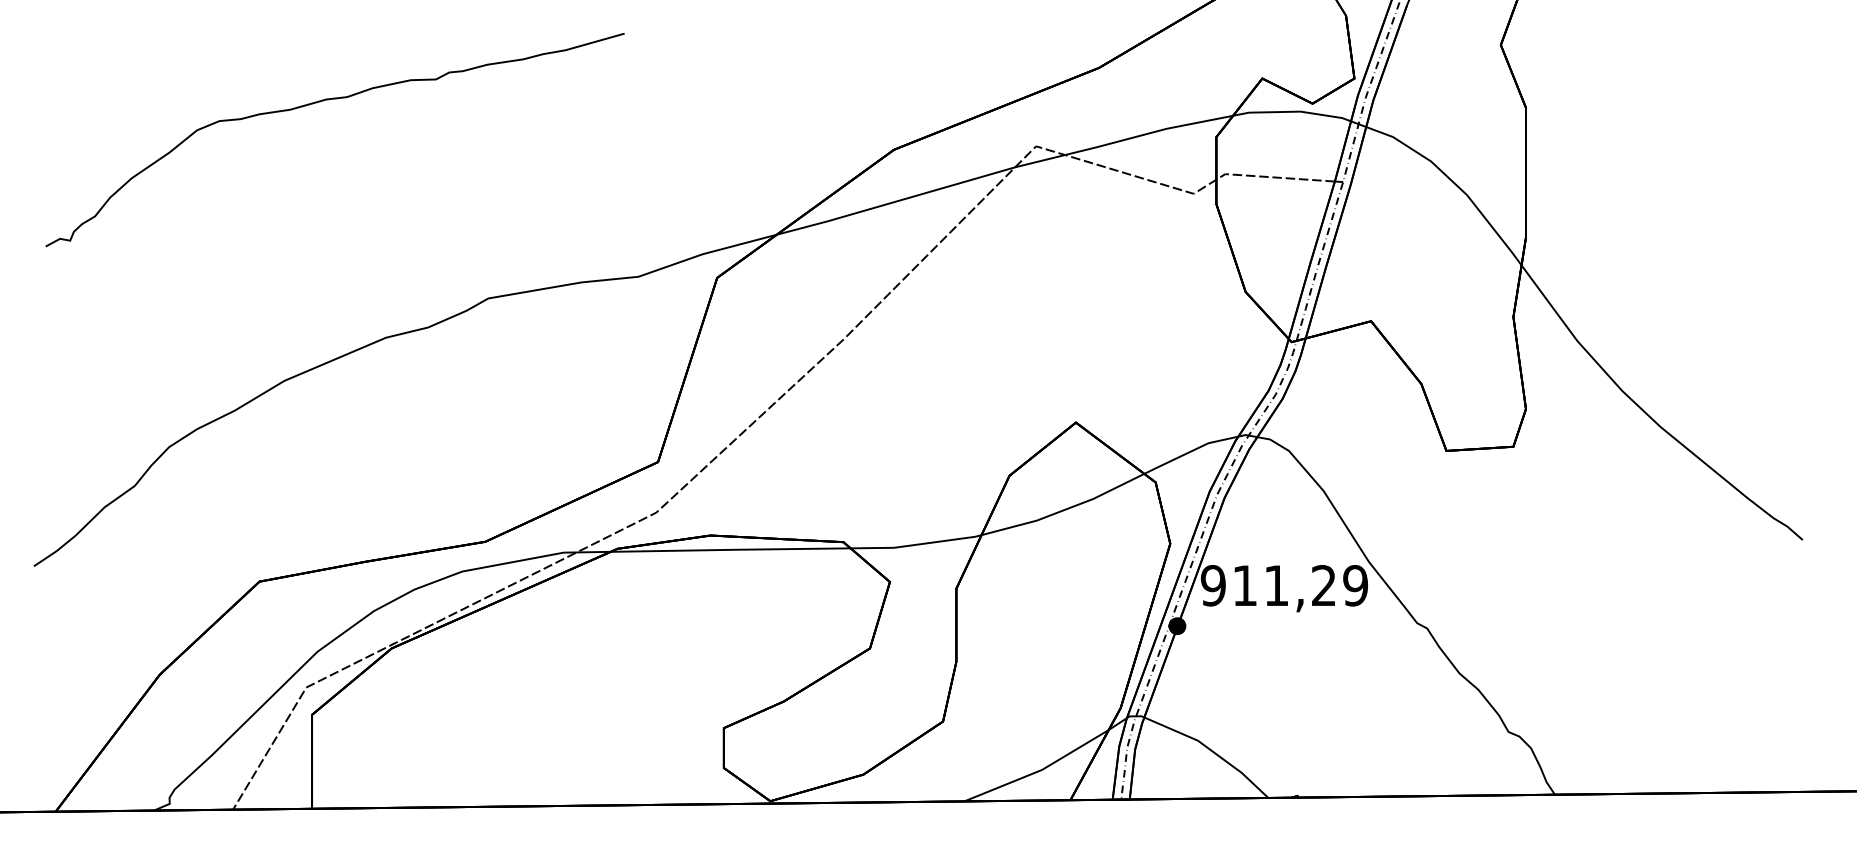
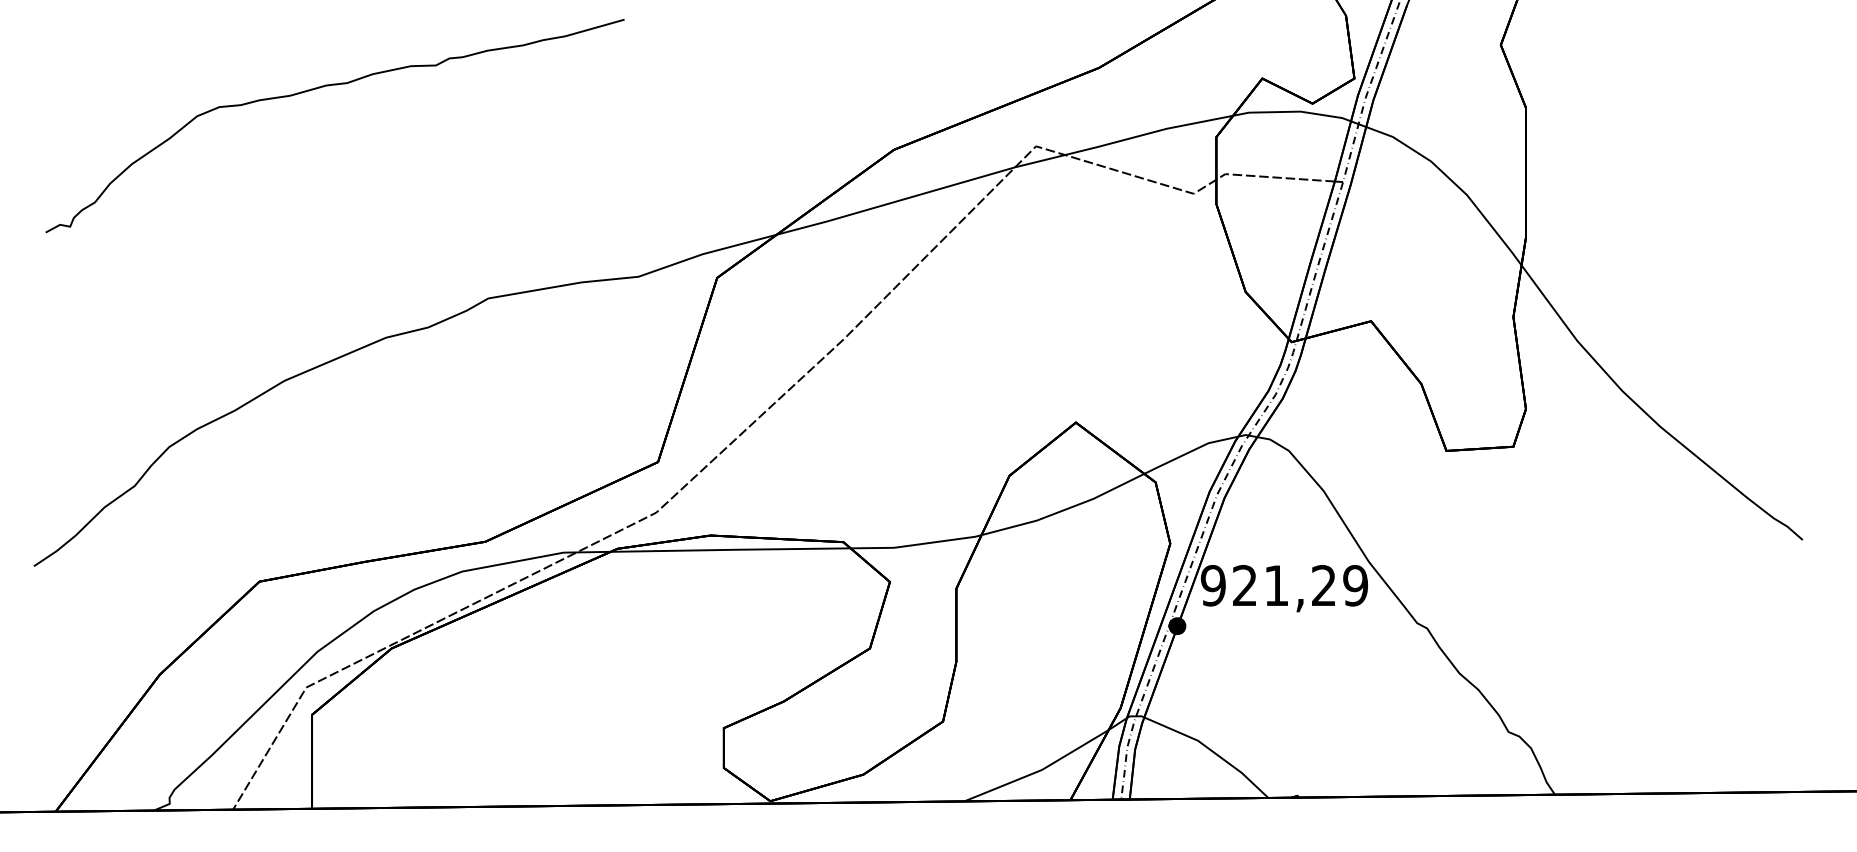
curve position: (328, 100) -> (328, 86) (328, 86)
text: 911,29 -> 921,29 (1244, 584)
